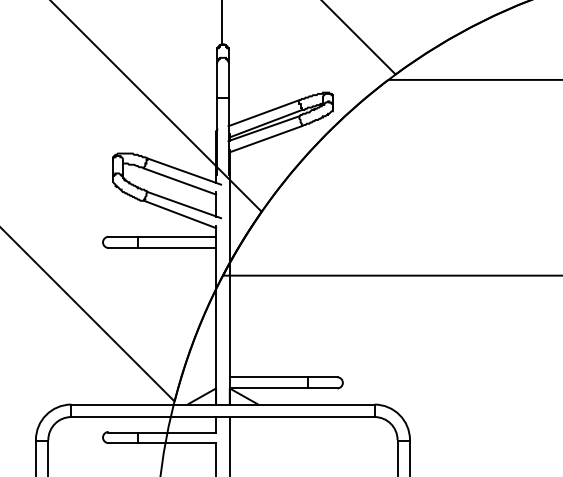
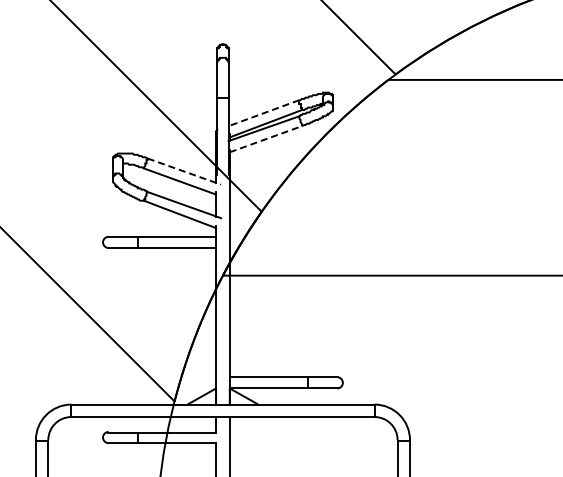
line: present -> none (222, 23)
line: solid -> dashed (263, 113)
line: solid -> dashed (266, 139)
line: solid -> dashed (184, 171)
